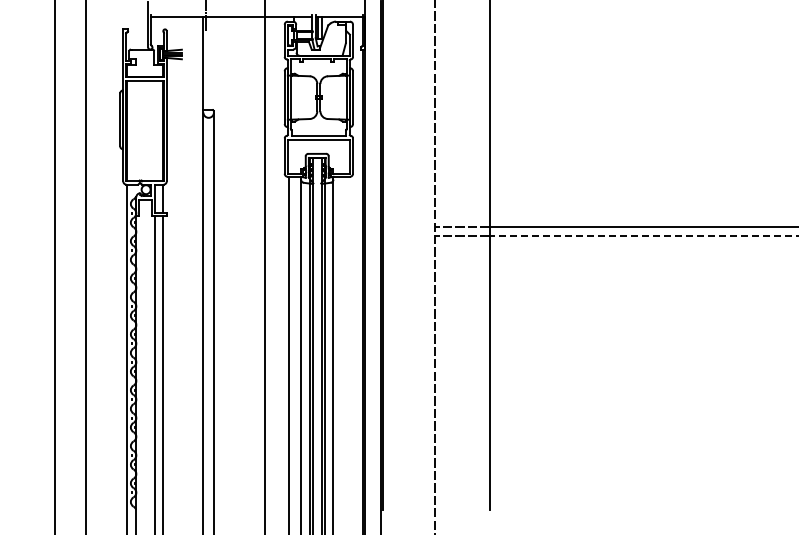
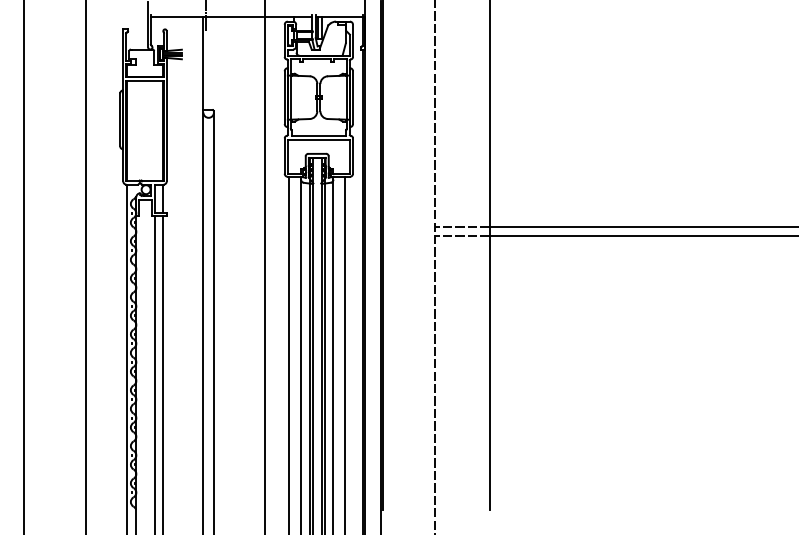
line: dashed -> solid (643, 235)
line position: (54, 266) -> (23, 266) (23, 266)
line: none -> present (345, 353)
